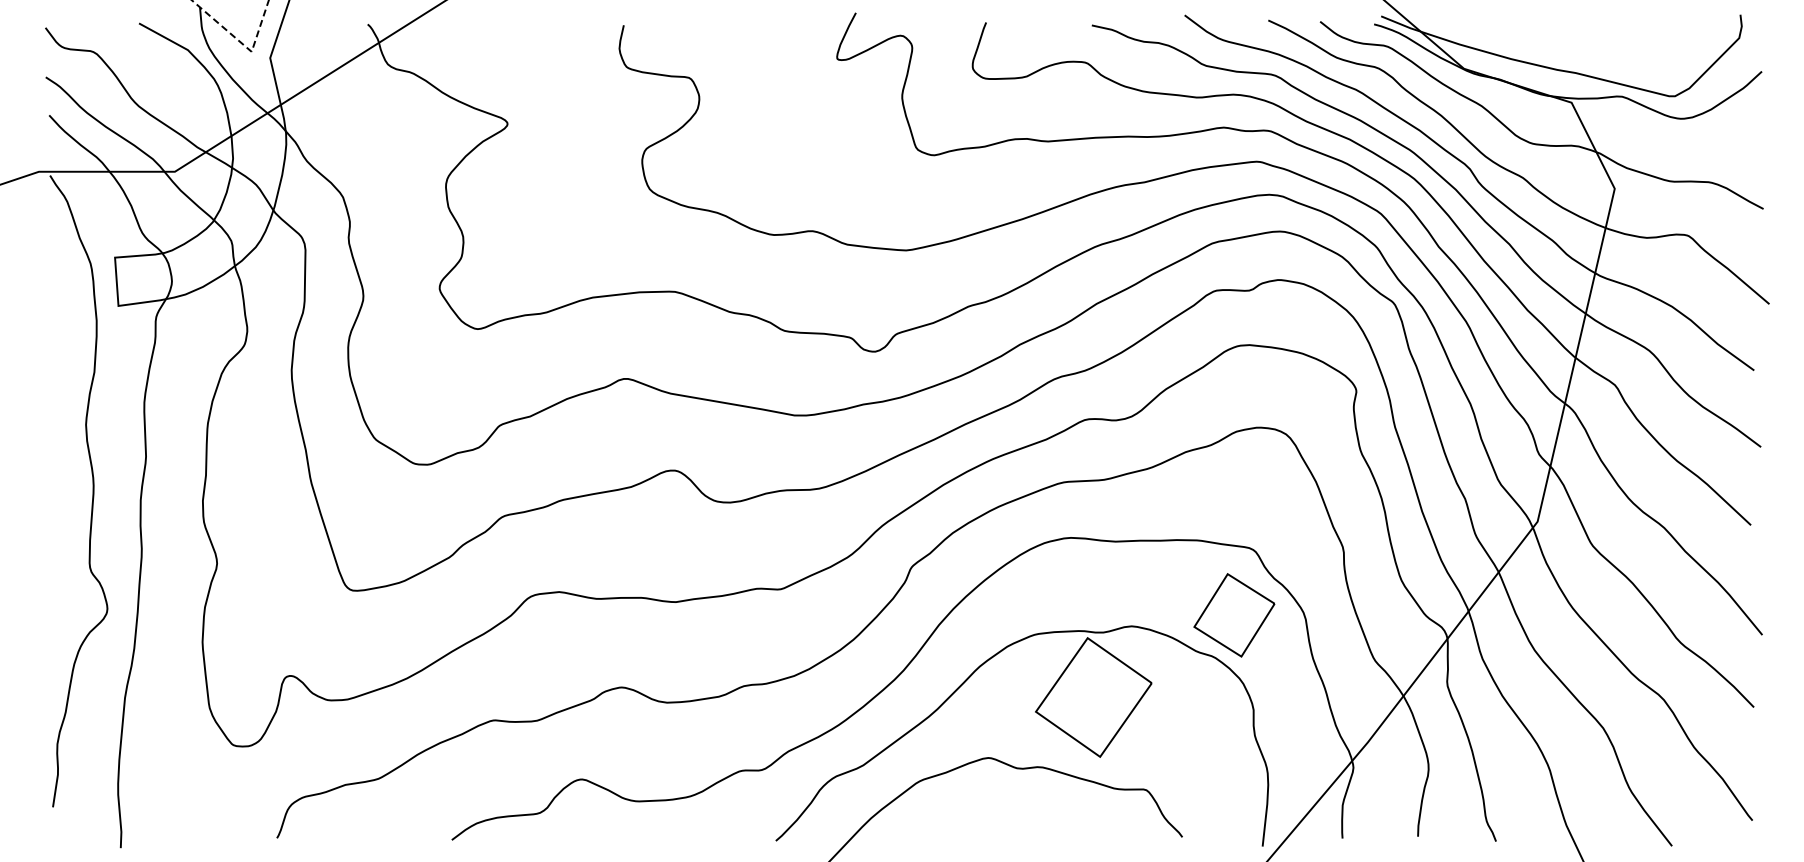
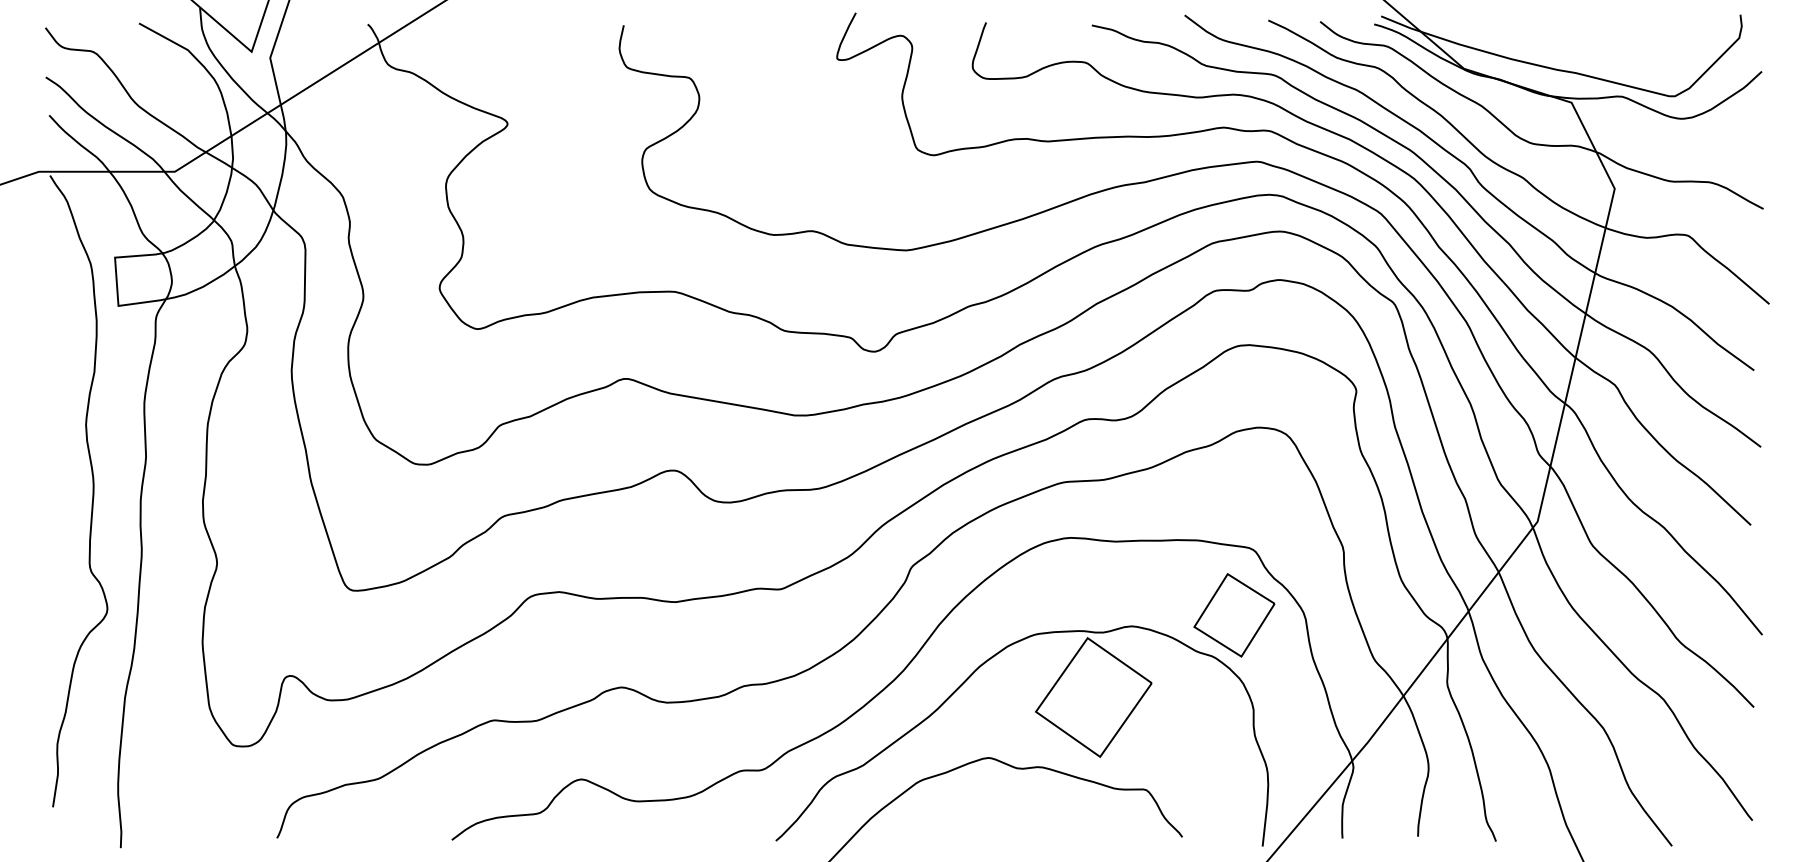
line: dashed -> solid (242, 44)
